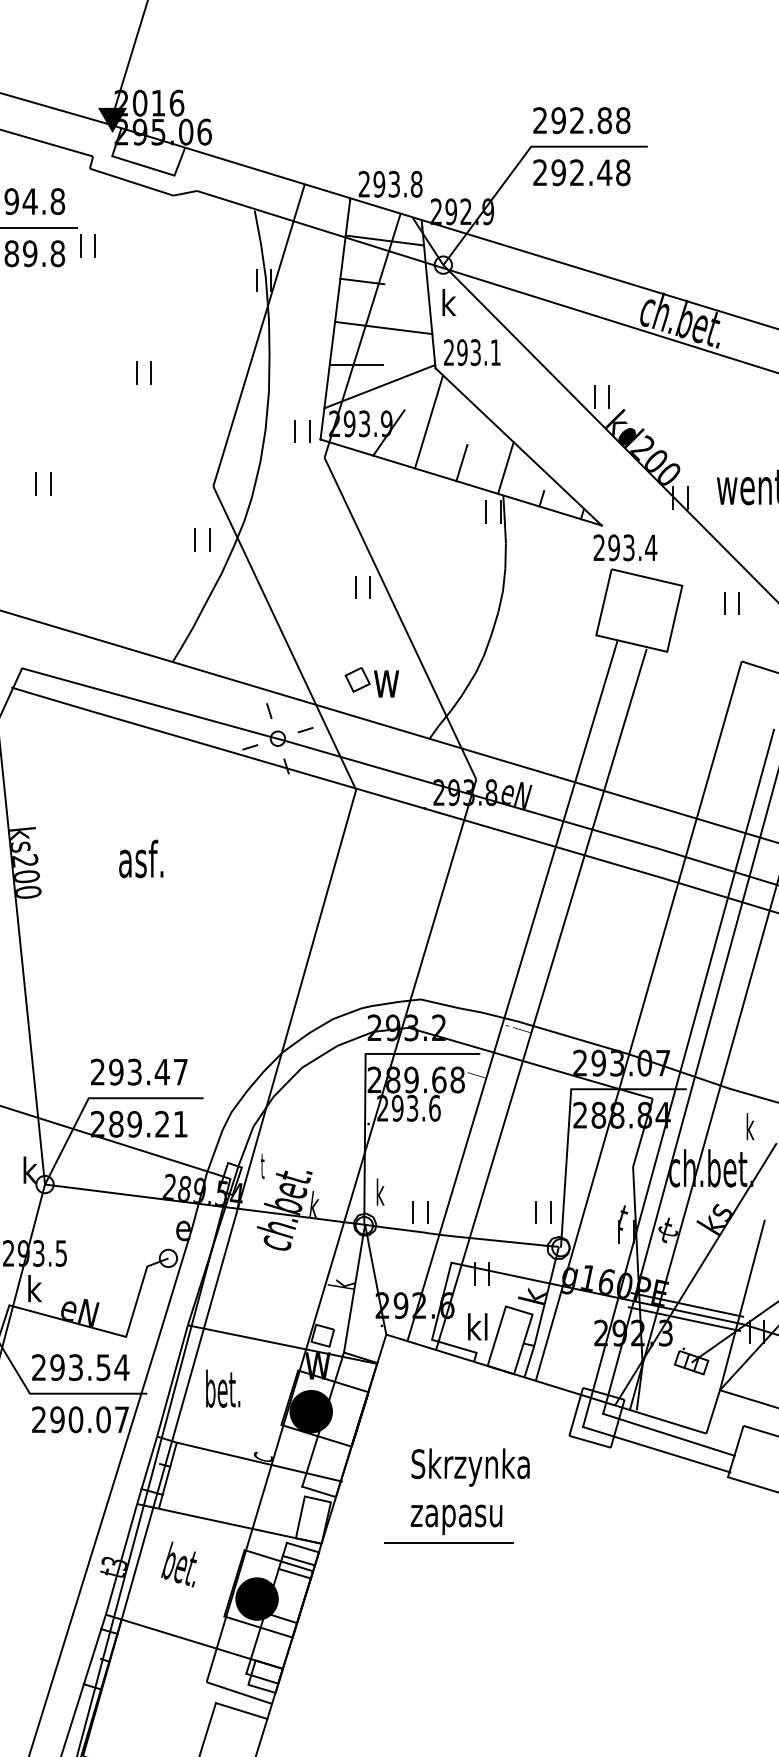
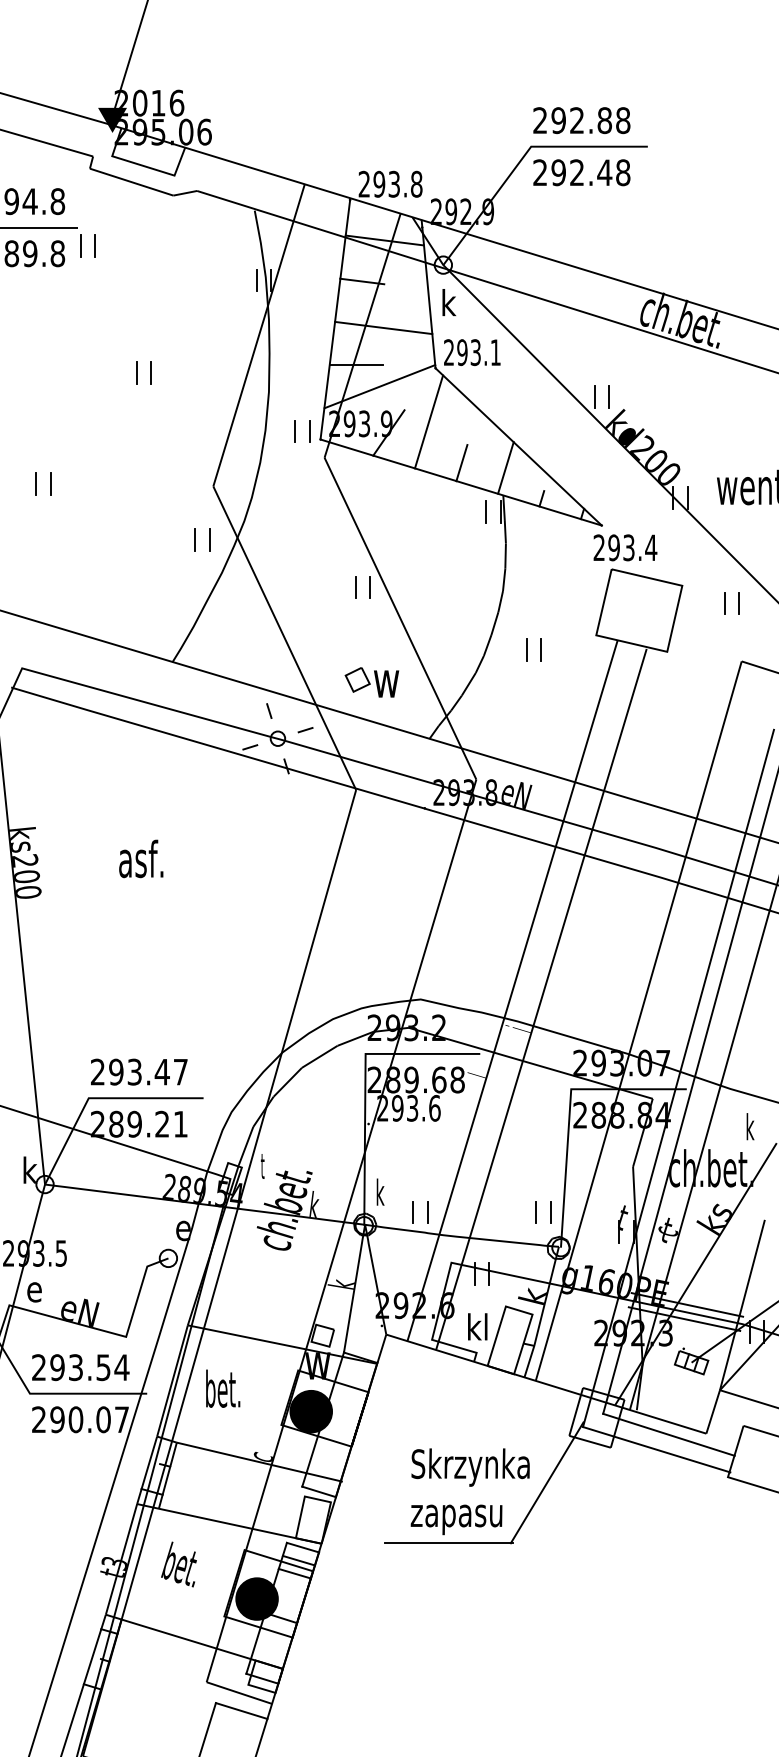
part: none -> present (533, 649)
text: k -> e (34, 1288)
line: none -> present (546, 1482)
